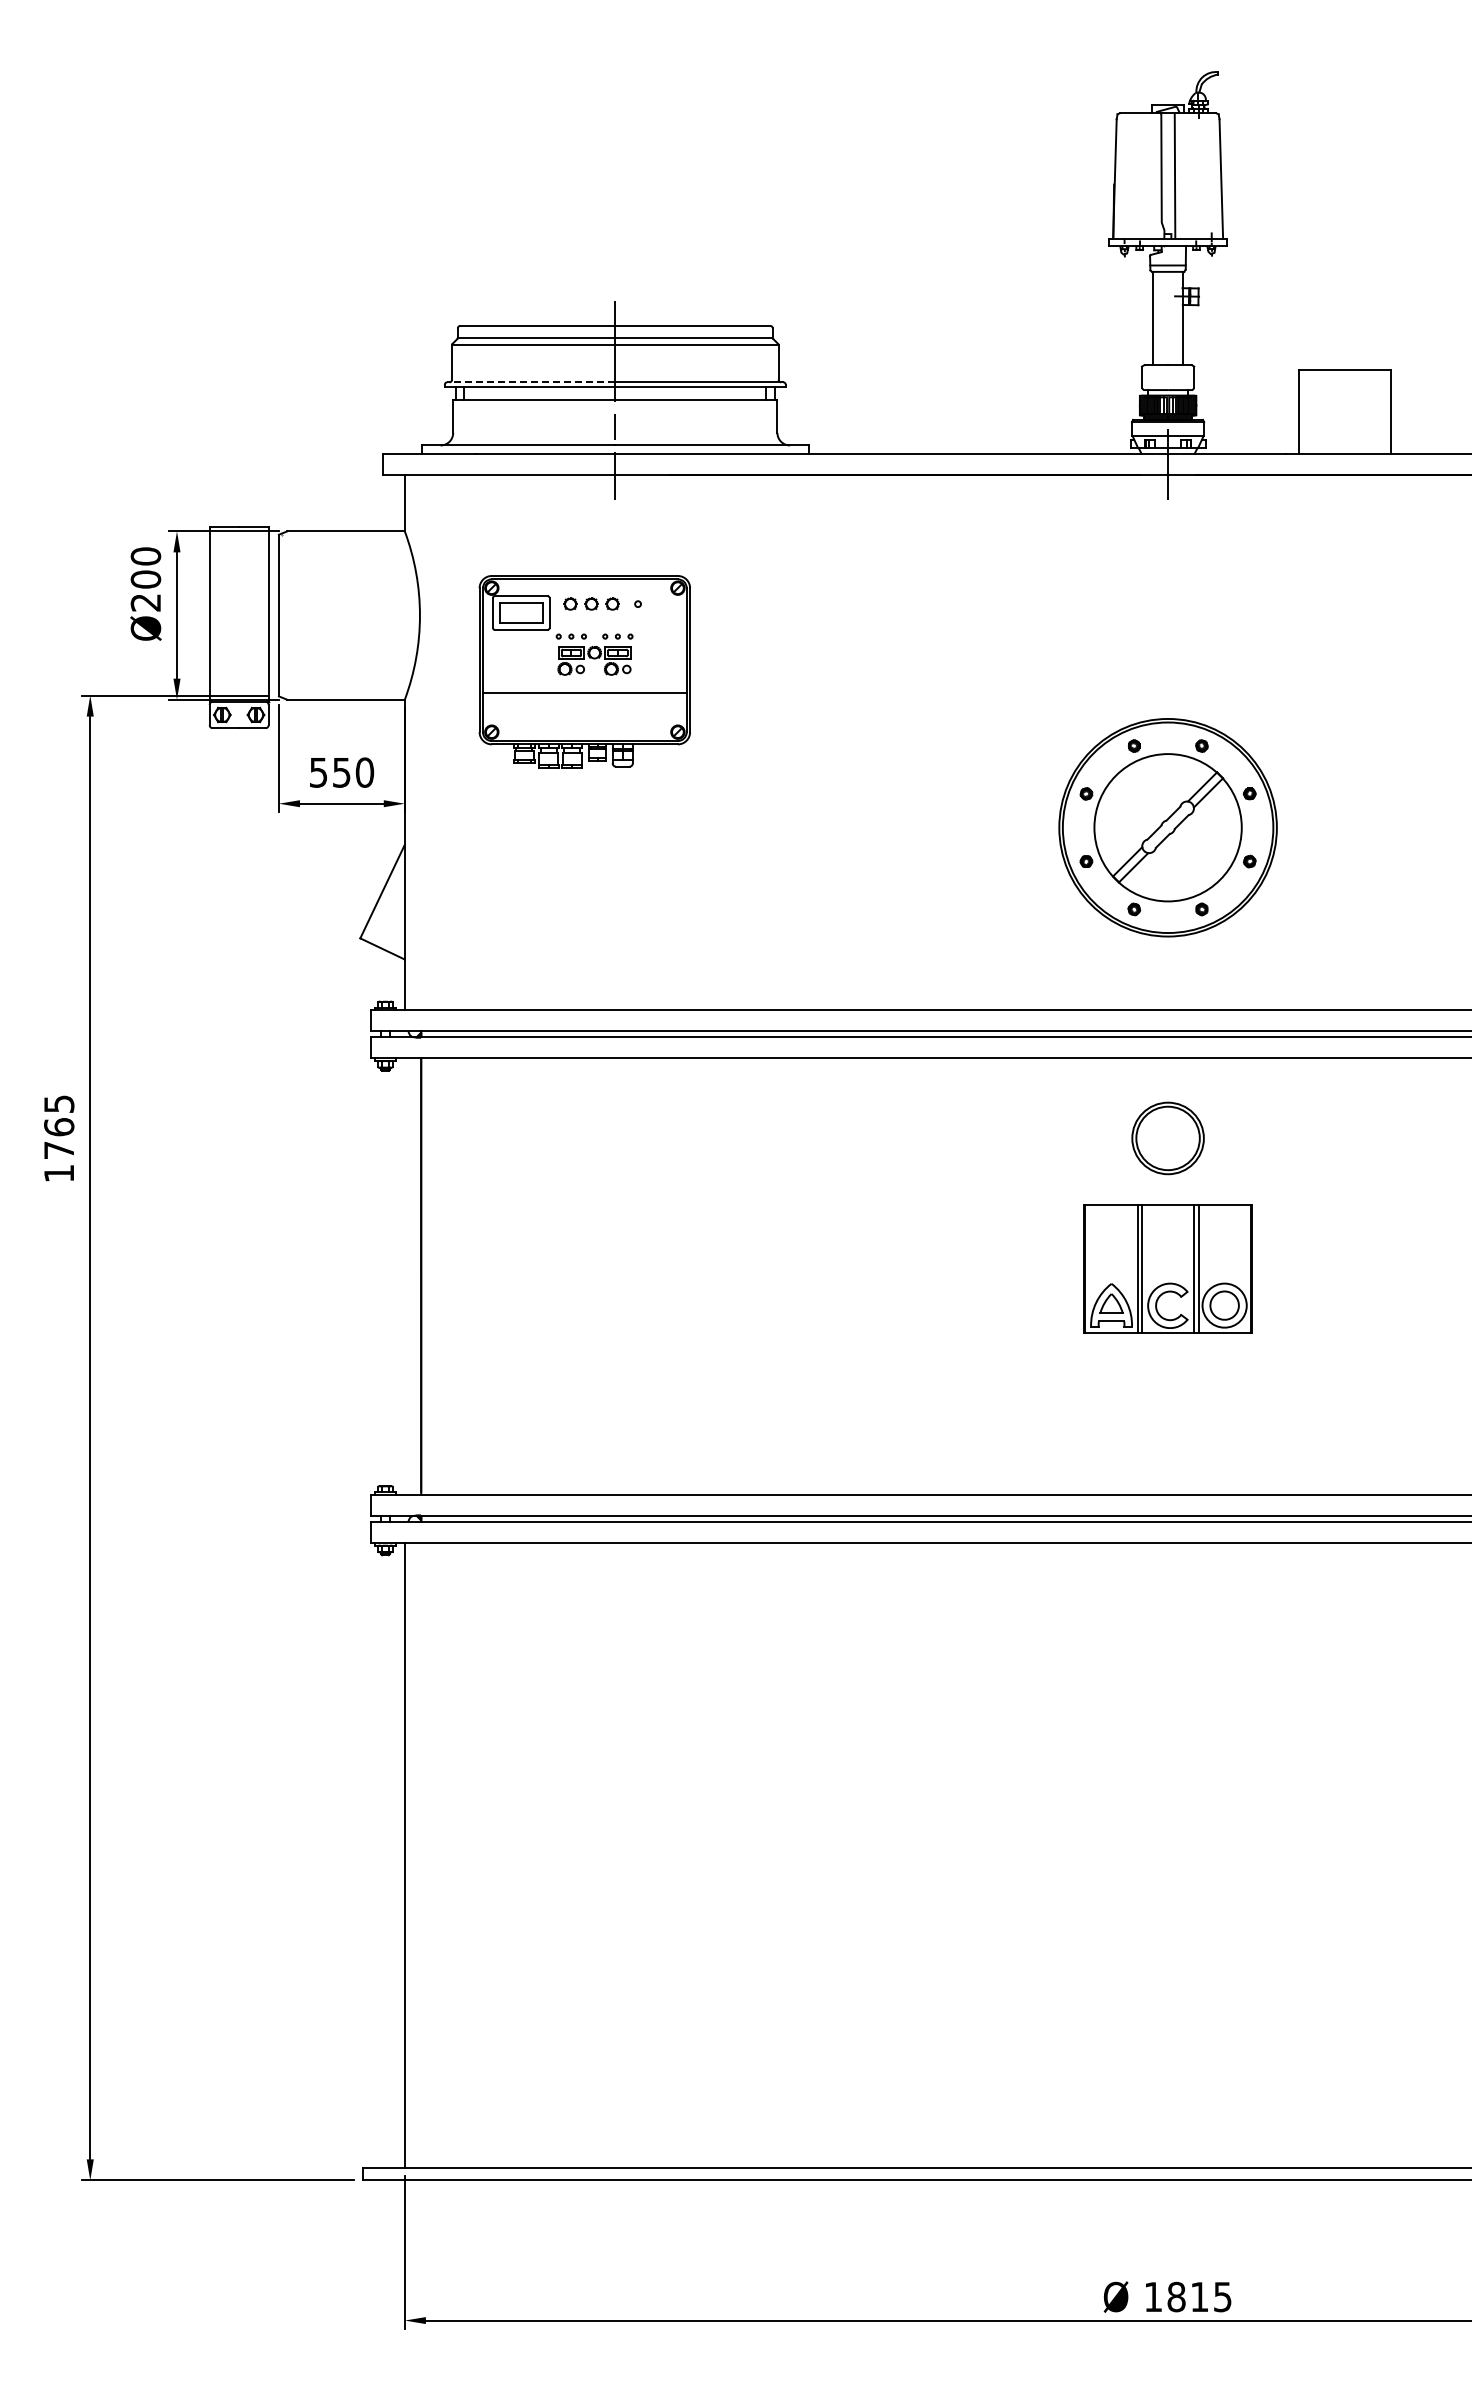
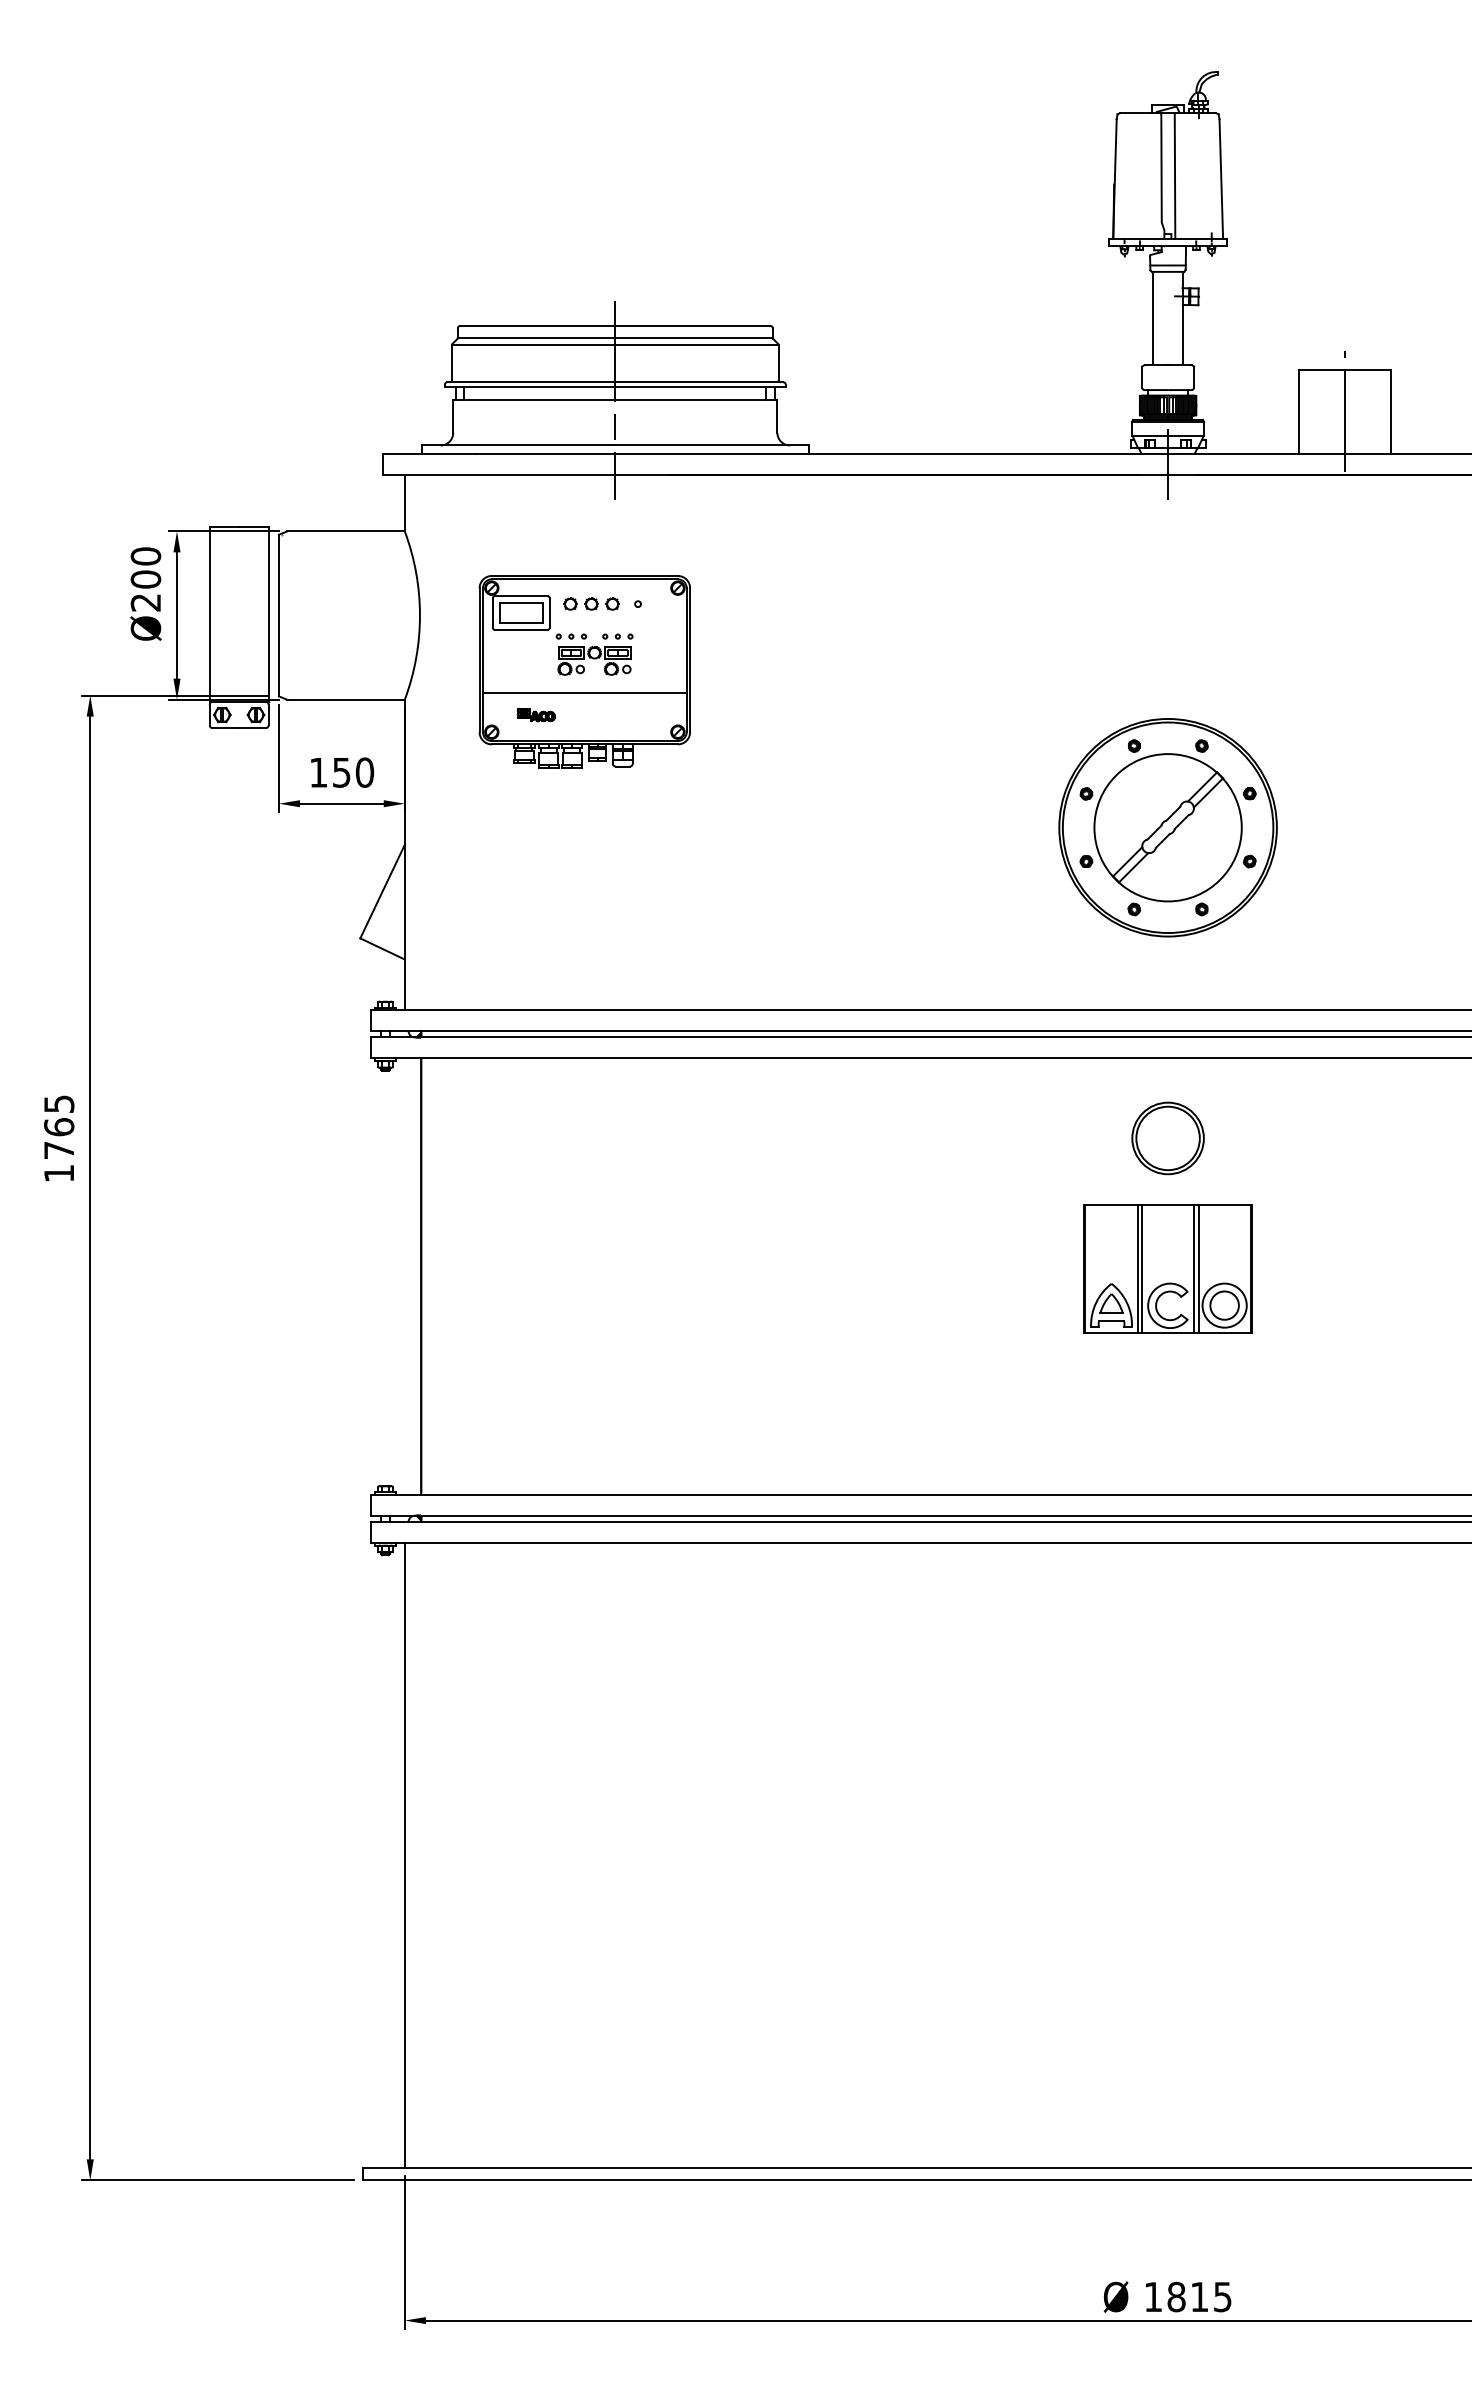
line: dashed -> solid (531, 382)
line: none -> present (1344, 411)
part: none -> present (535, 714)
text: 550 -> 150 (318, 772)
